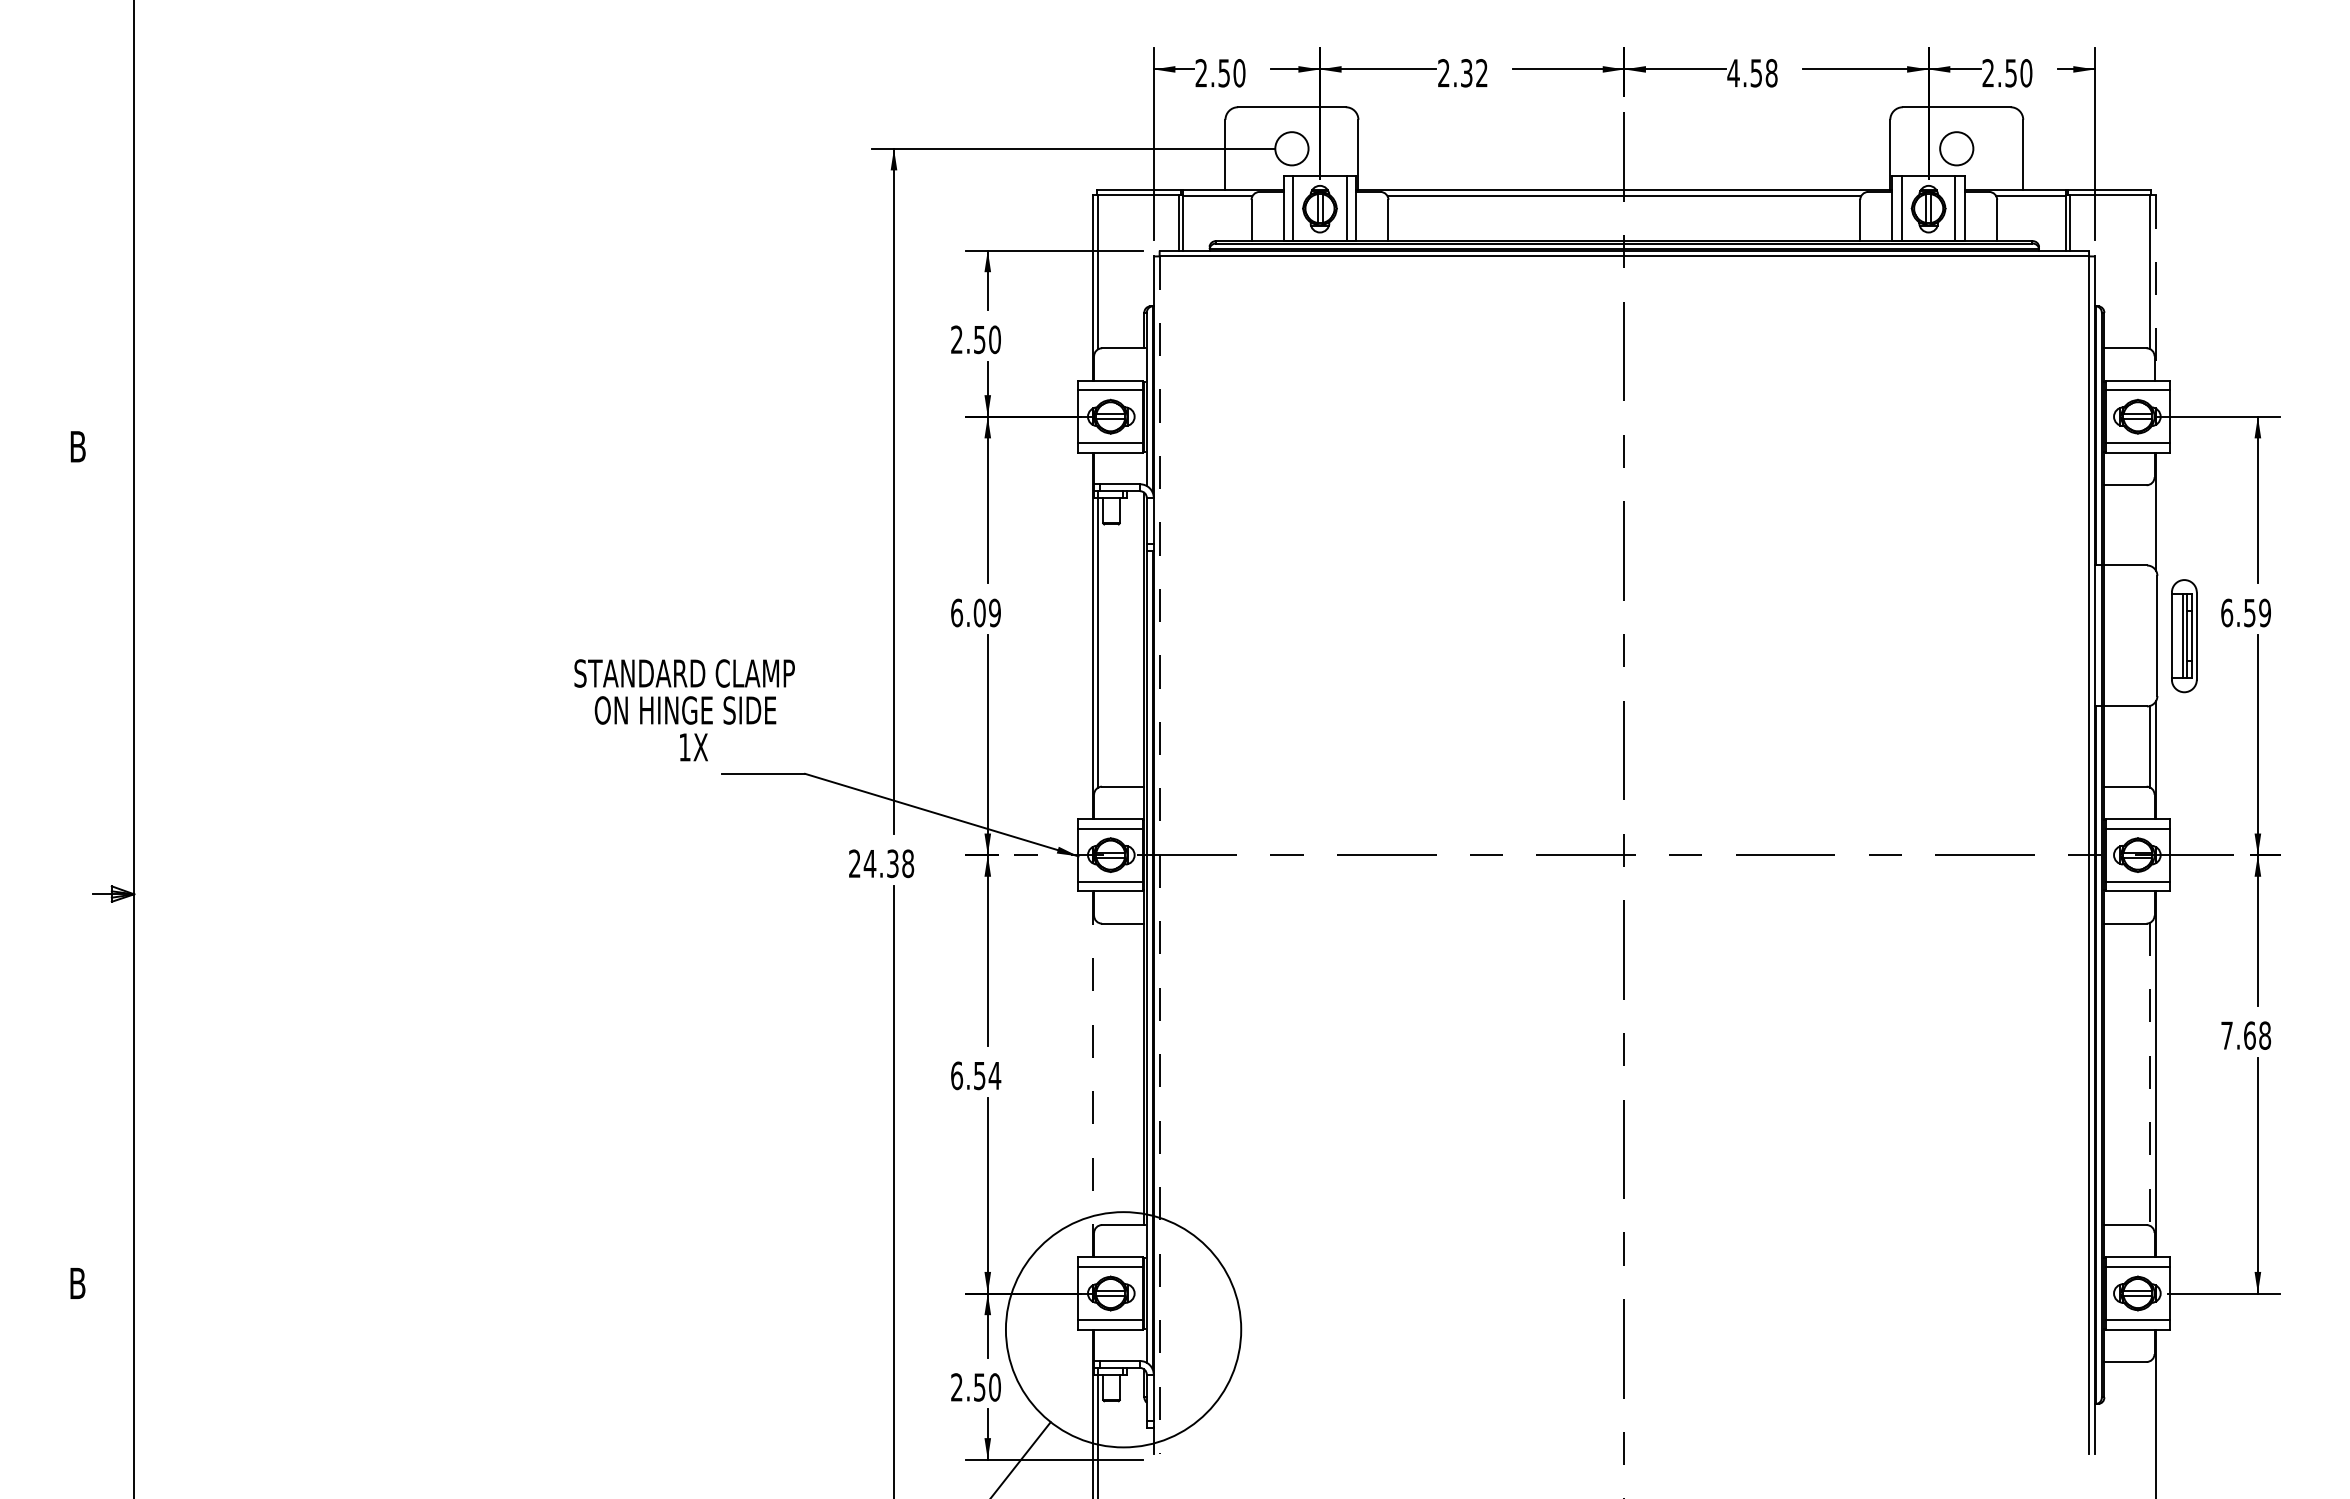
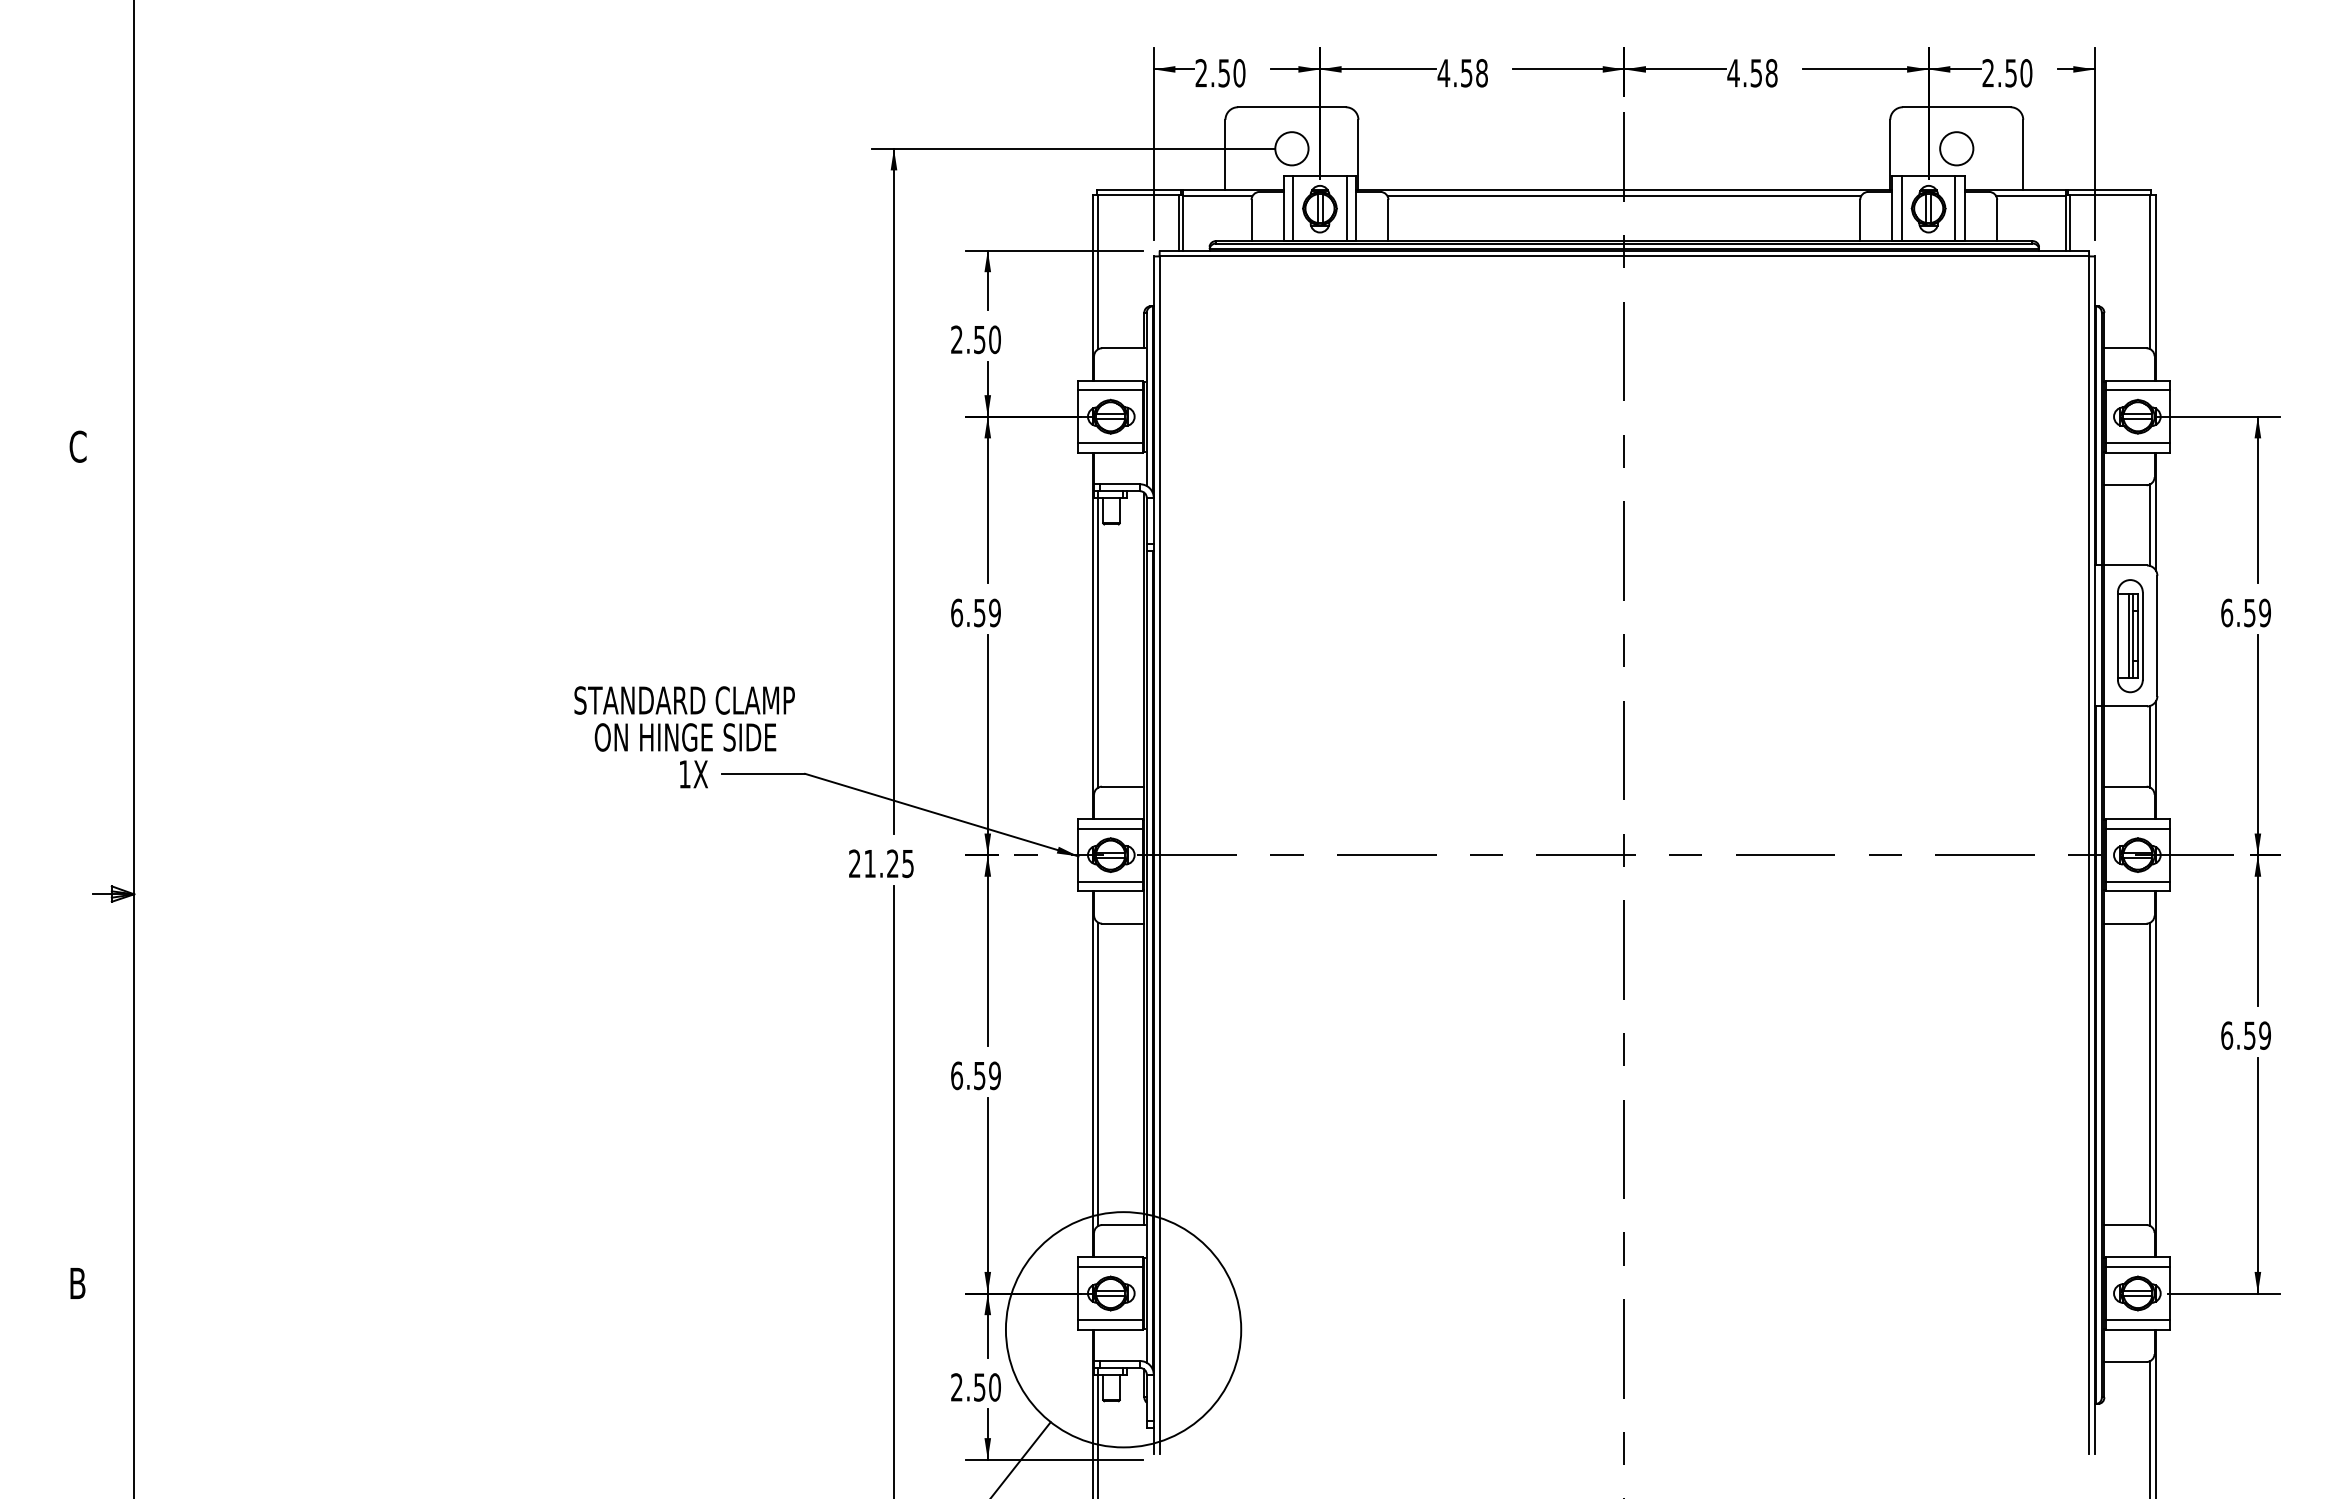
text: 2.32 -> 4.58 (1462, 73)
line: dashed -> solid (2156, 287)
text: B -> C (77, 446)
line: none -> present (2150, 525)
text: 6.09 -> 6.59 (979, 612)
part position: (2184, 636) -> (2130, 636) (2130, 636)
text position: (684, 710) -> (684, 737) (684, 737)
line: dashed -> solid (1159, 855)
text: 24.38 -> 21.25 (888, 863)
text: 7.68 -> 6.59 (2246, 1035)
line: none -> present (1098, 1073)
line: dashed -> solid (1092, 1074)
line: dashed -> solid (2150, 1074)
text: 6.54 -> 6.59 (994, 1075)
line: none -> present (2150, 1428)
